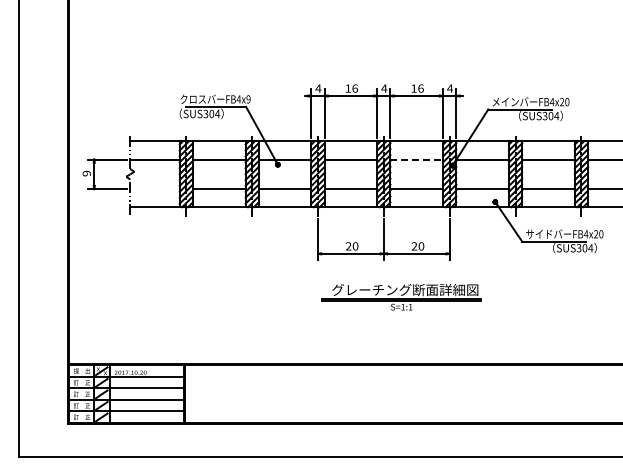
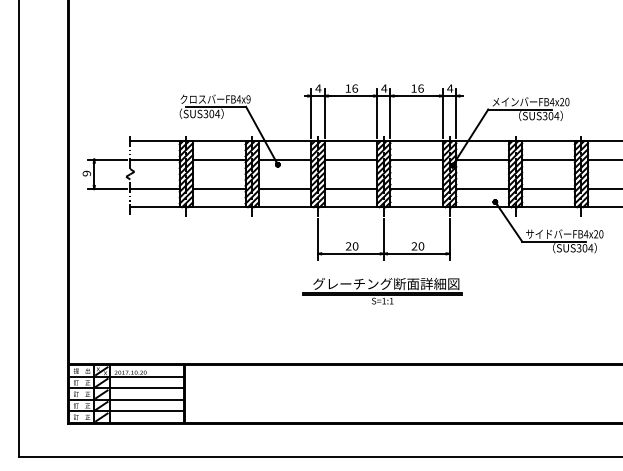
line: dashed -> solid (417, 159)
line: none -> present (154, 189)
part position: (401, 297) -> (382, 291) (382, 291)
